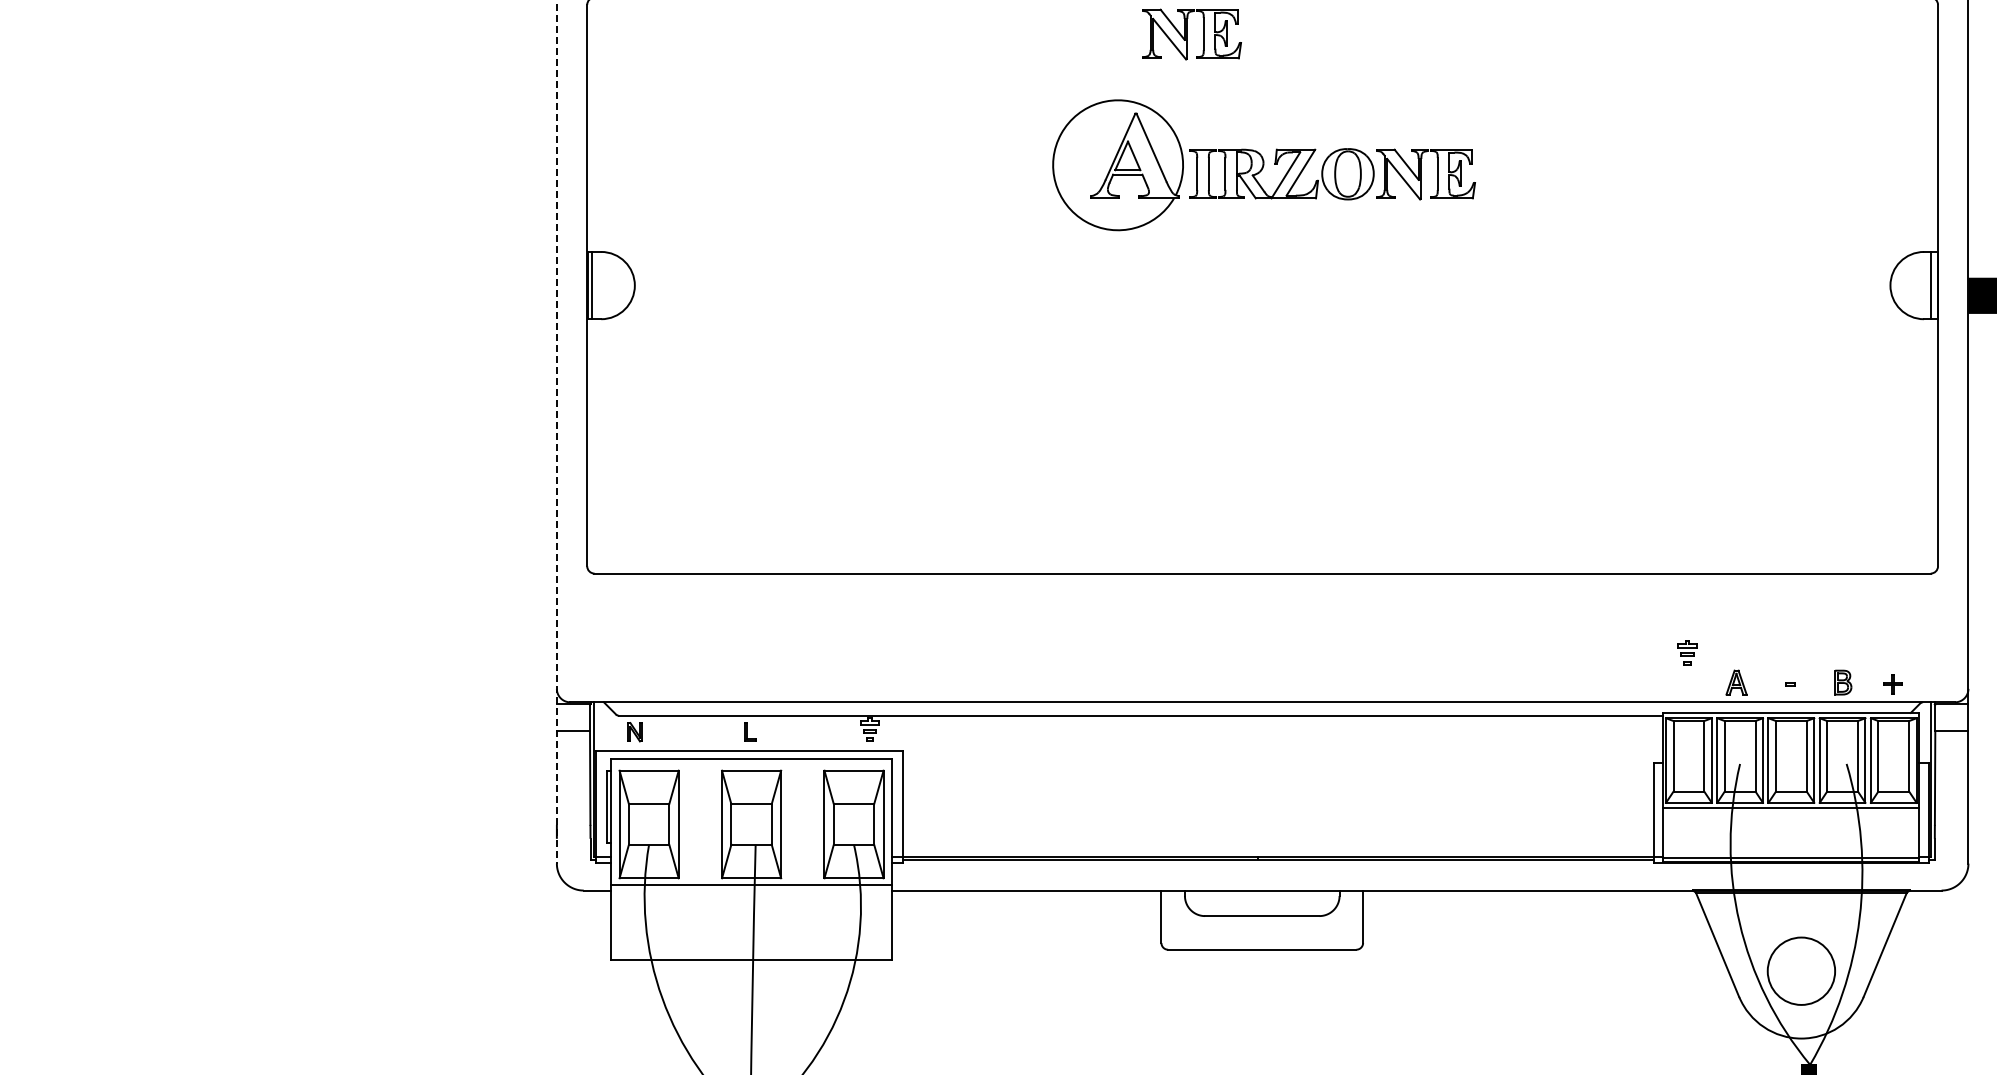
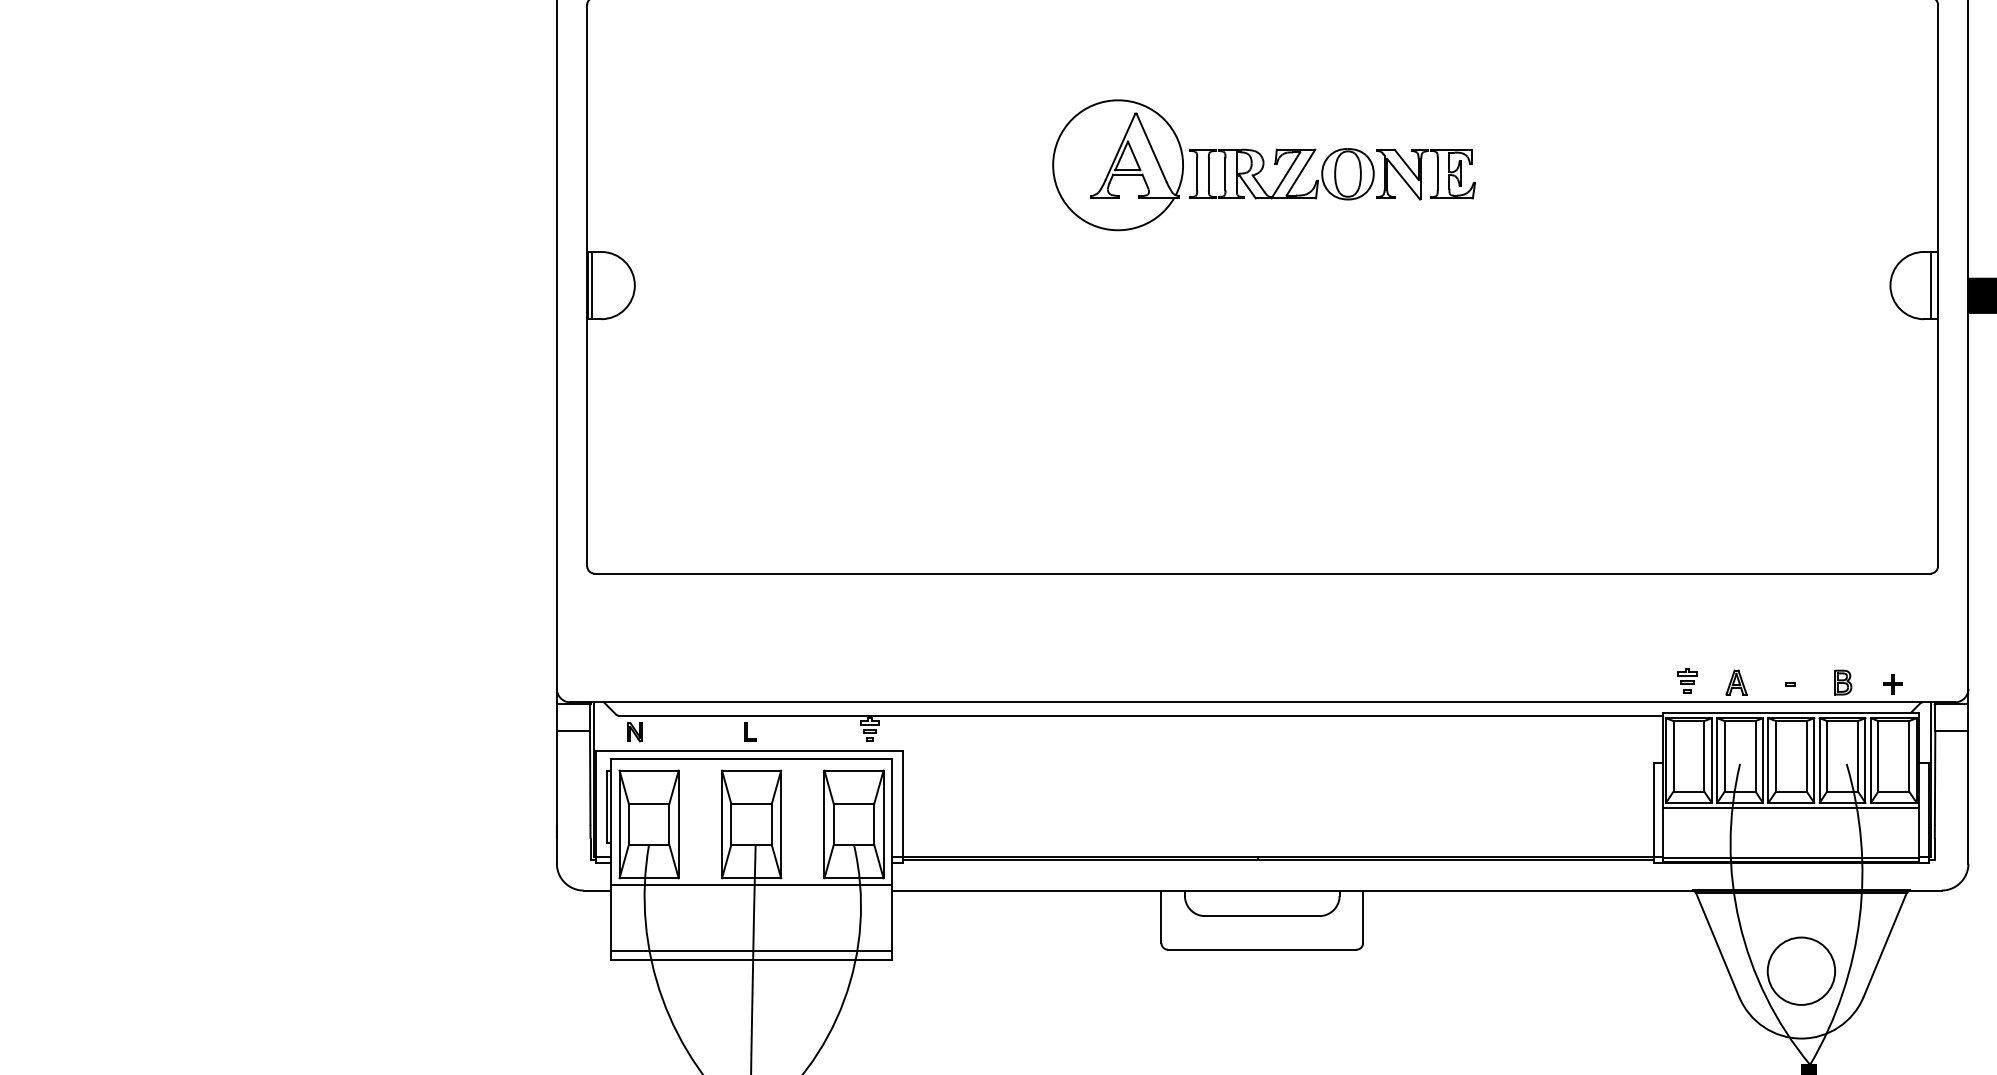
part: present -> none (1191, 34)
line: dashed -> solid (556, 431)
part position: (1687, 652) -> (1687, 680) (1687, 680)
line: none -> present (751, 950)
